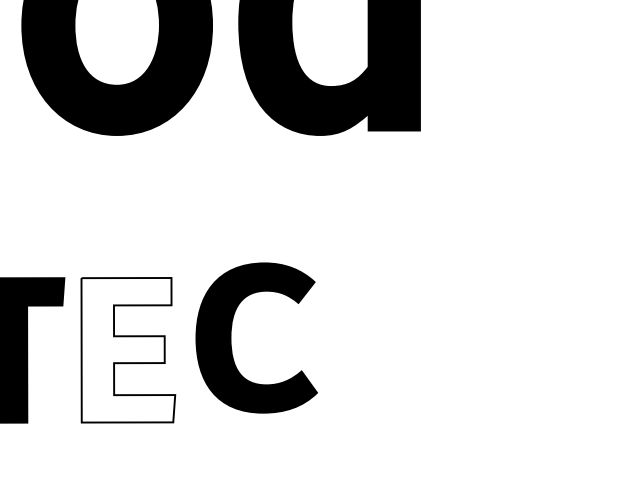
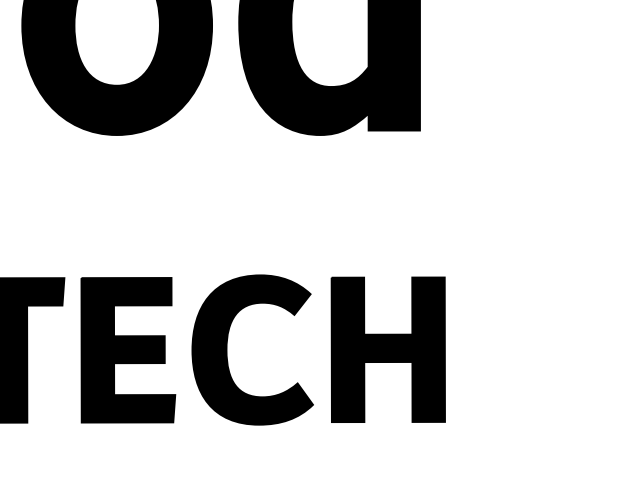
part position: (231, 337) -> (227, 349) (227, 349)
part: none -> present (387, 349)
fill: none -> present (128, 350)
